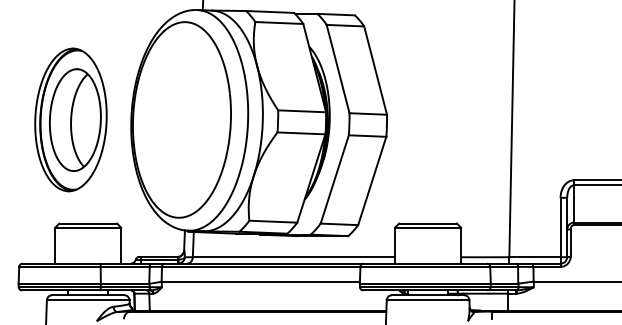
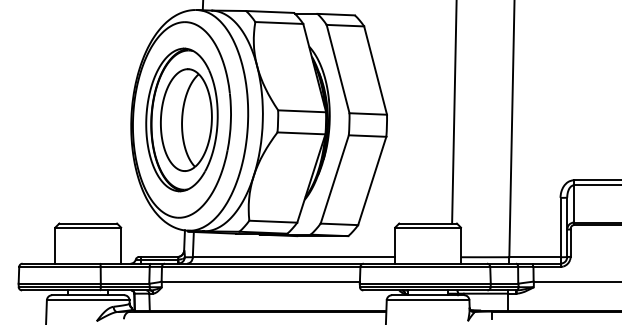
line: none -> present (454, 112)
part position: (70, 119) -> (181, 119) (181, 119)
